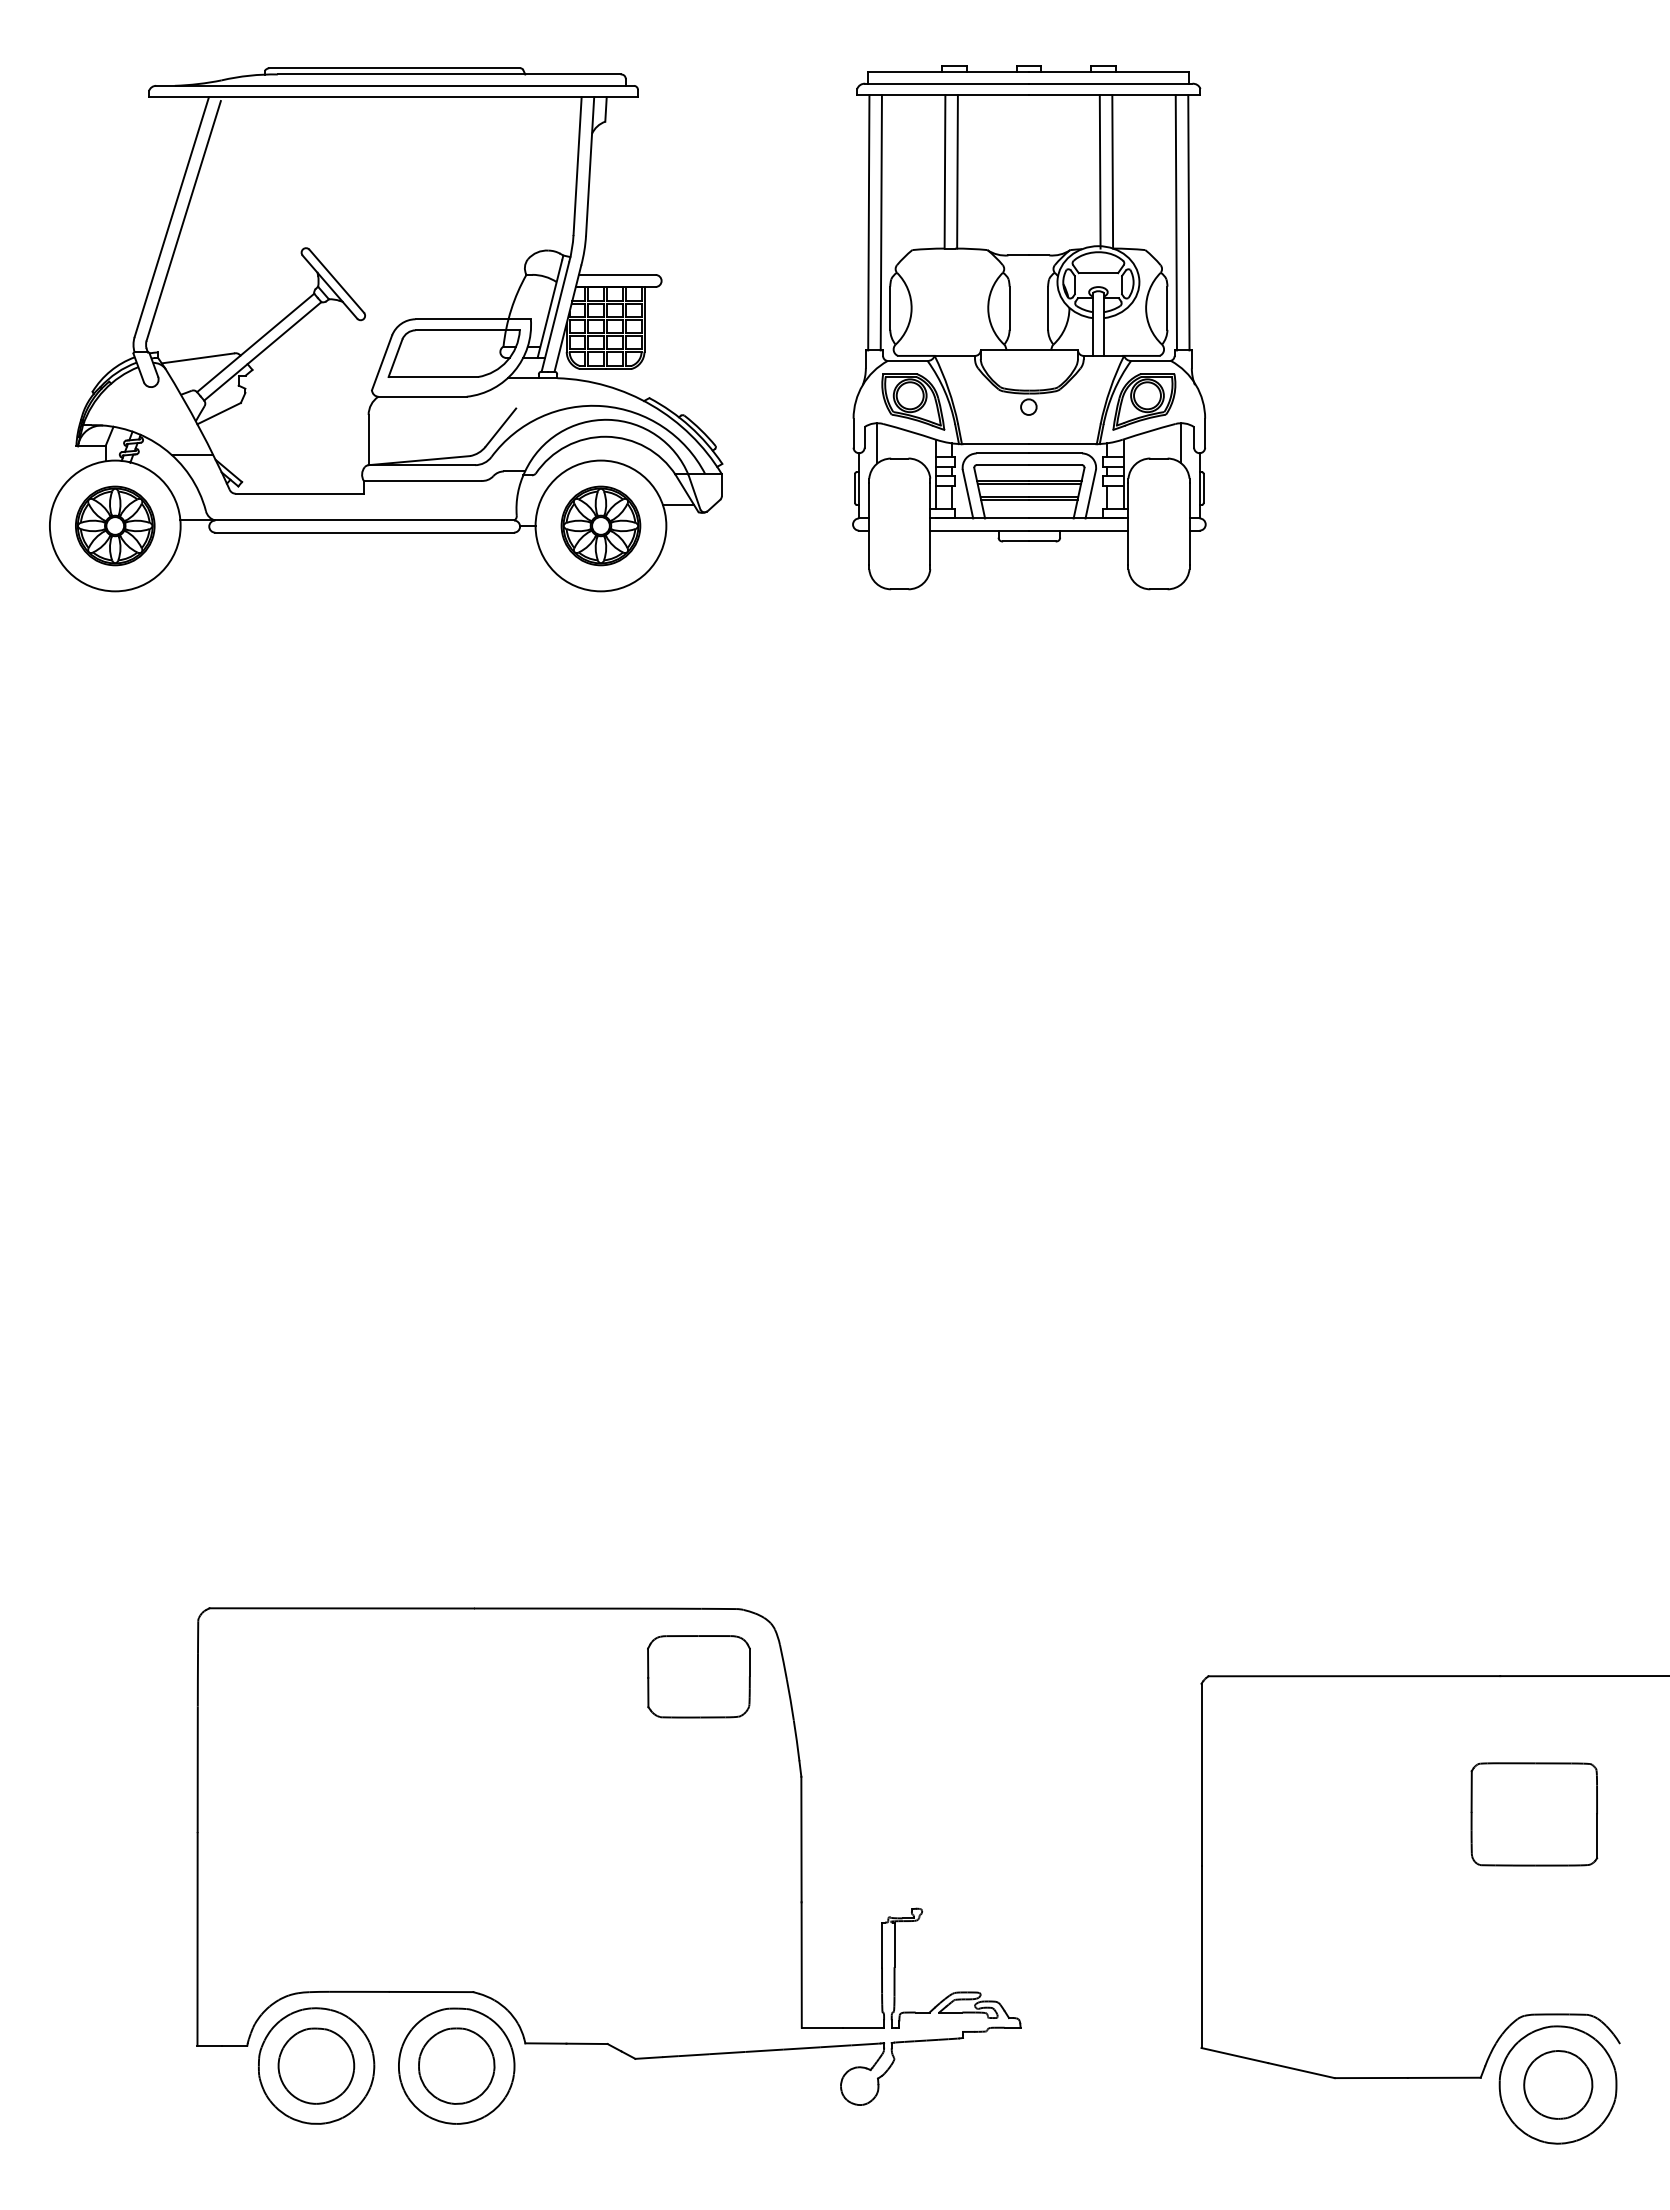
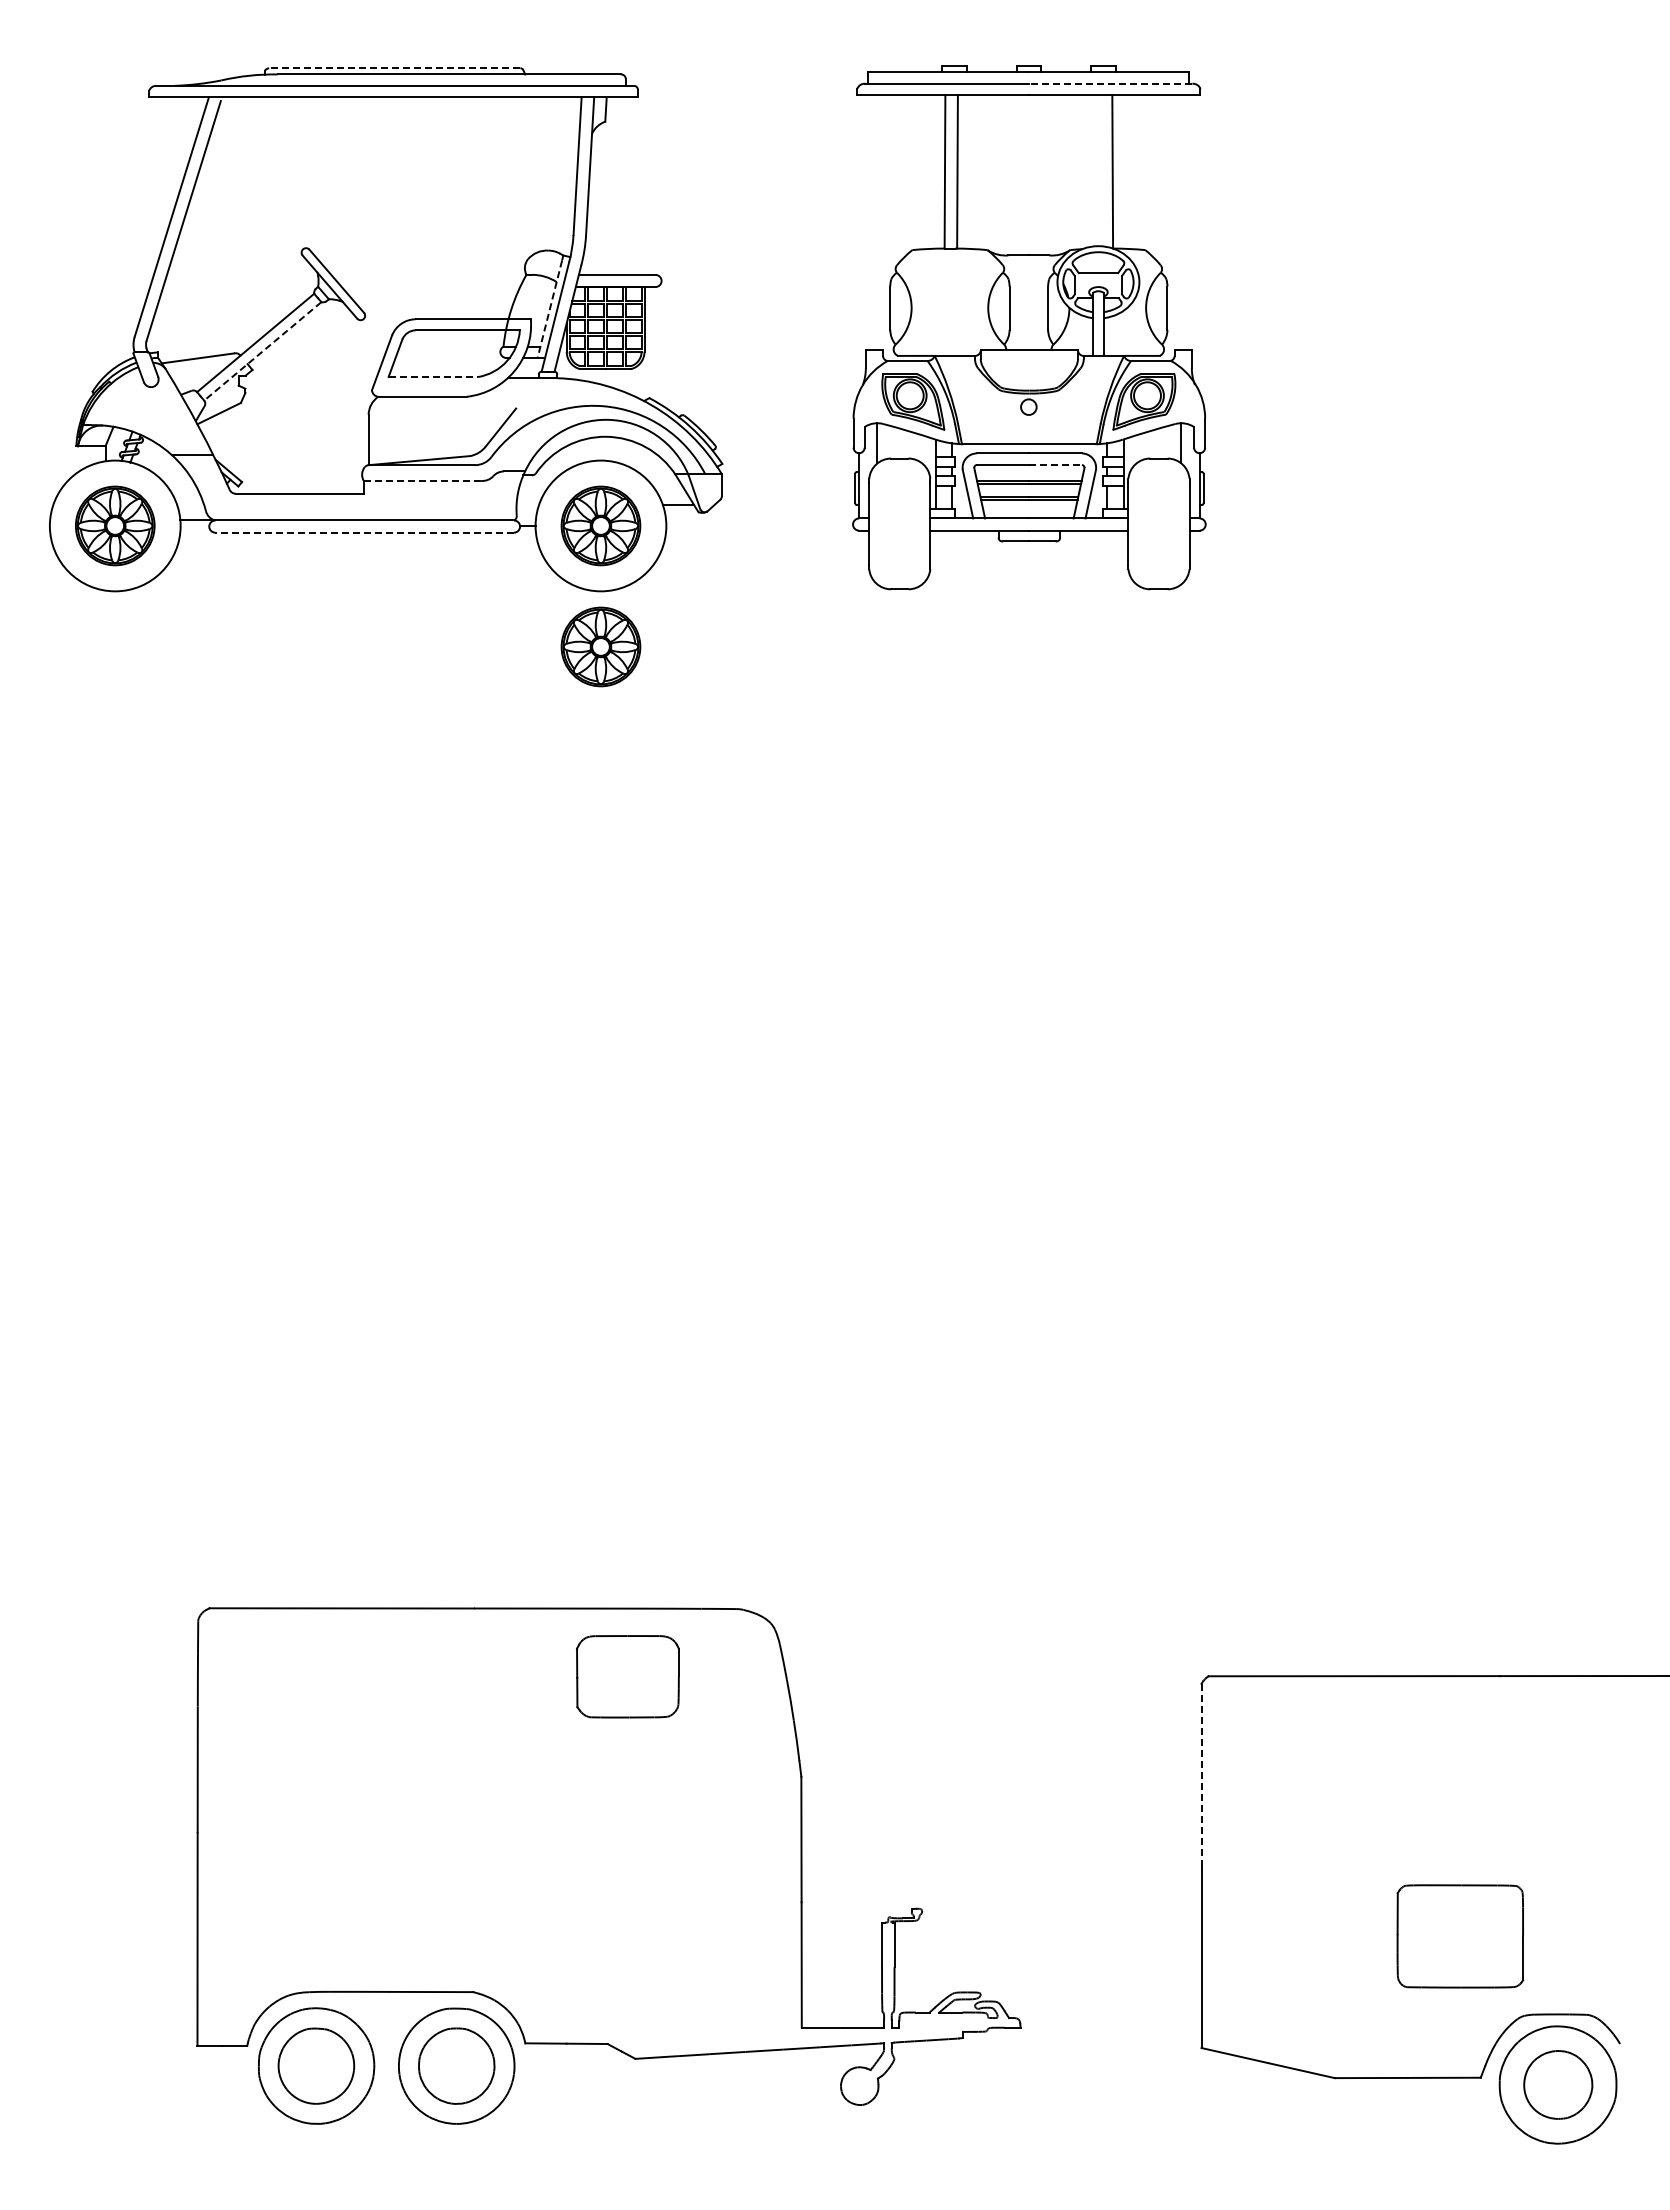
line: solid -> dashed (394, 68)
line: solid -> dashed (1110, 83)
line: present -> none (1099, 171)
line: present -> none (868, 222)
line: present -> none (880, 222)
line: present -> none (1175, 222)
line: present -> none (1188, 222)
line: solid -> dashed (549, 309)
line: solid -> dashed (262, 351)
line: solid -> dashed (433, 377)
line: solid -> dashed (1056, 465)
line: solid -> dashed (422, 480)
line: solid -> dashed (364, 532)
part: none -> present (600, 646)
part position: (698, 1676) -> (627, 1676) (627, 1676)
line: solid -> dashed (1201, 1775)
part position: (1534, 1814) -> (1460, 1936) (1460, 1936)
